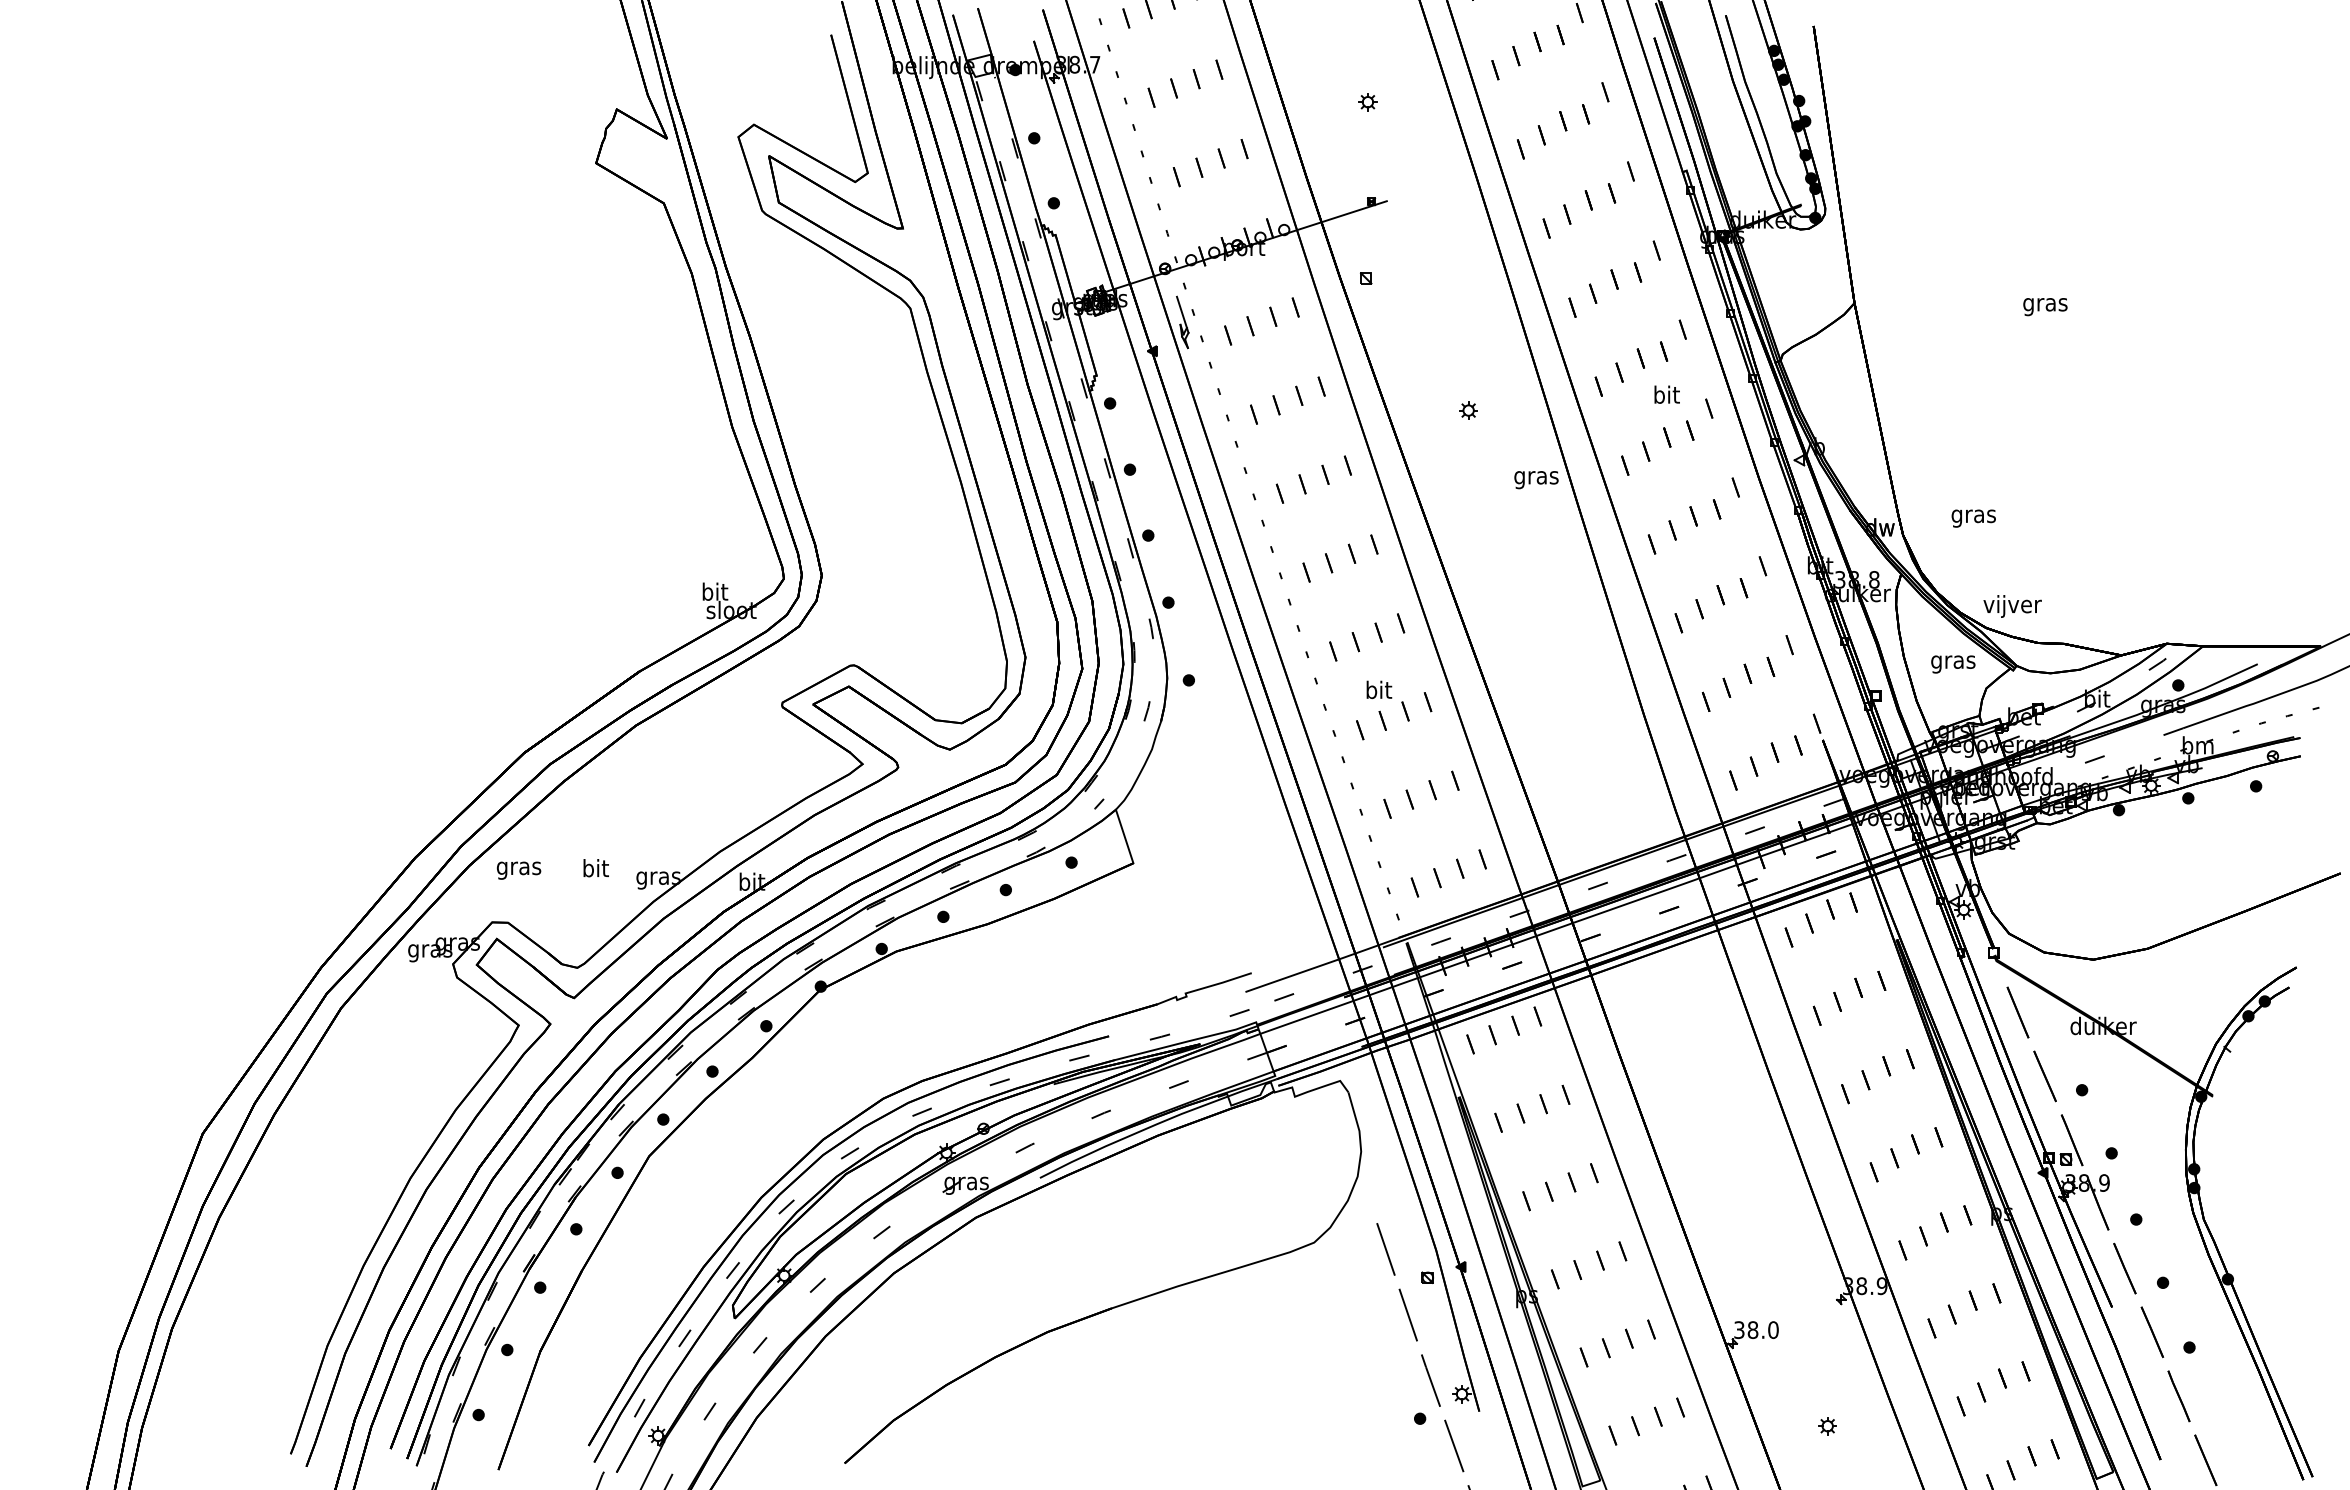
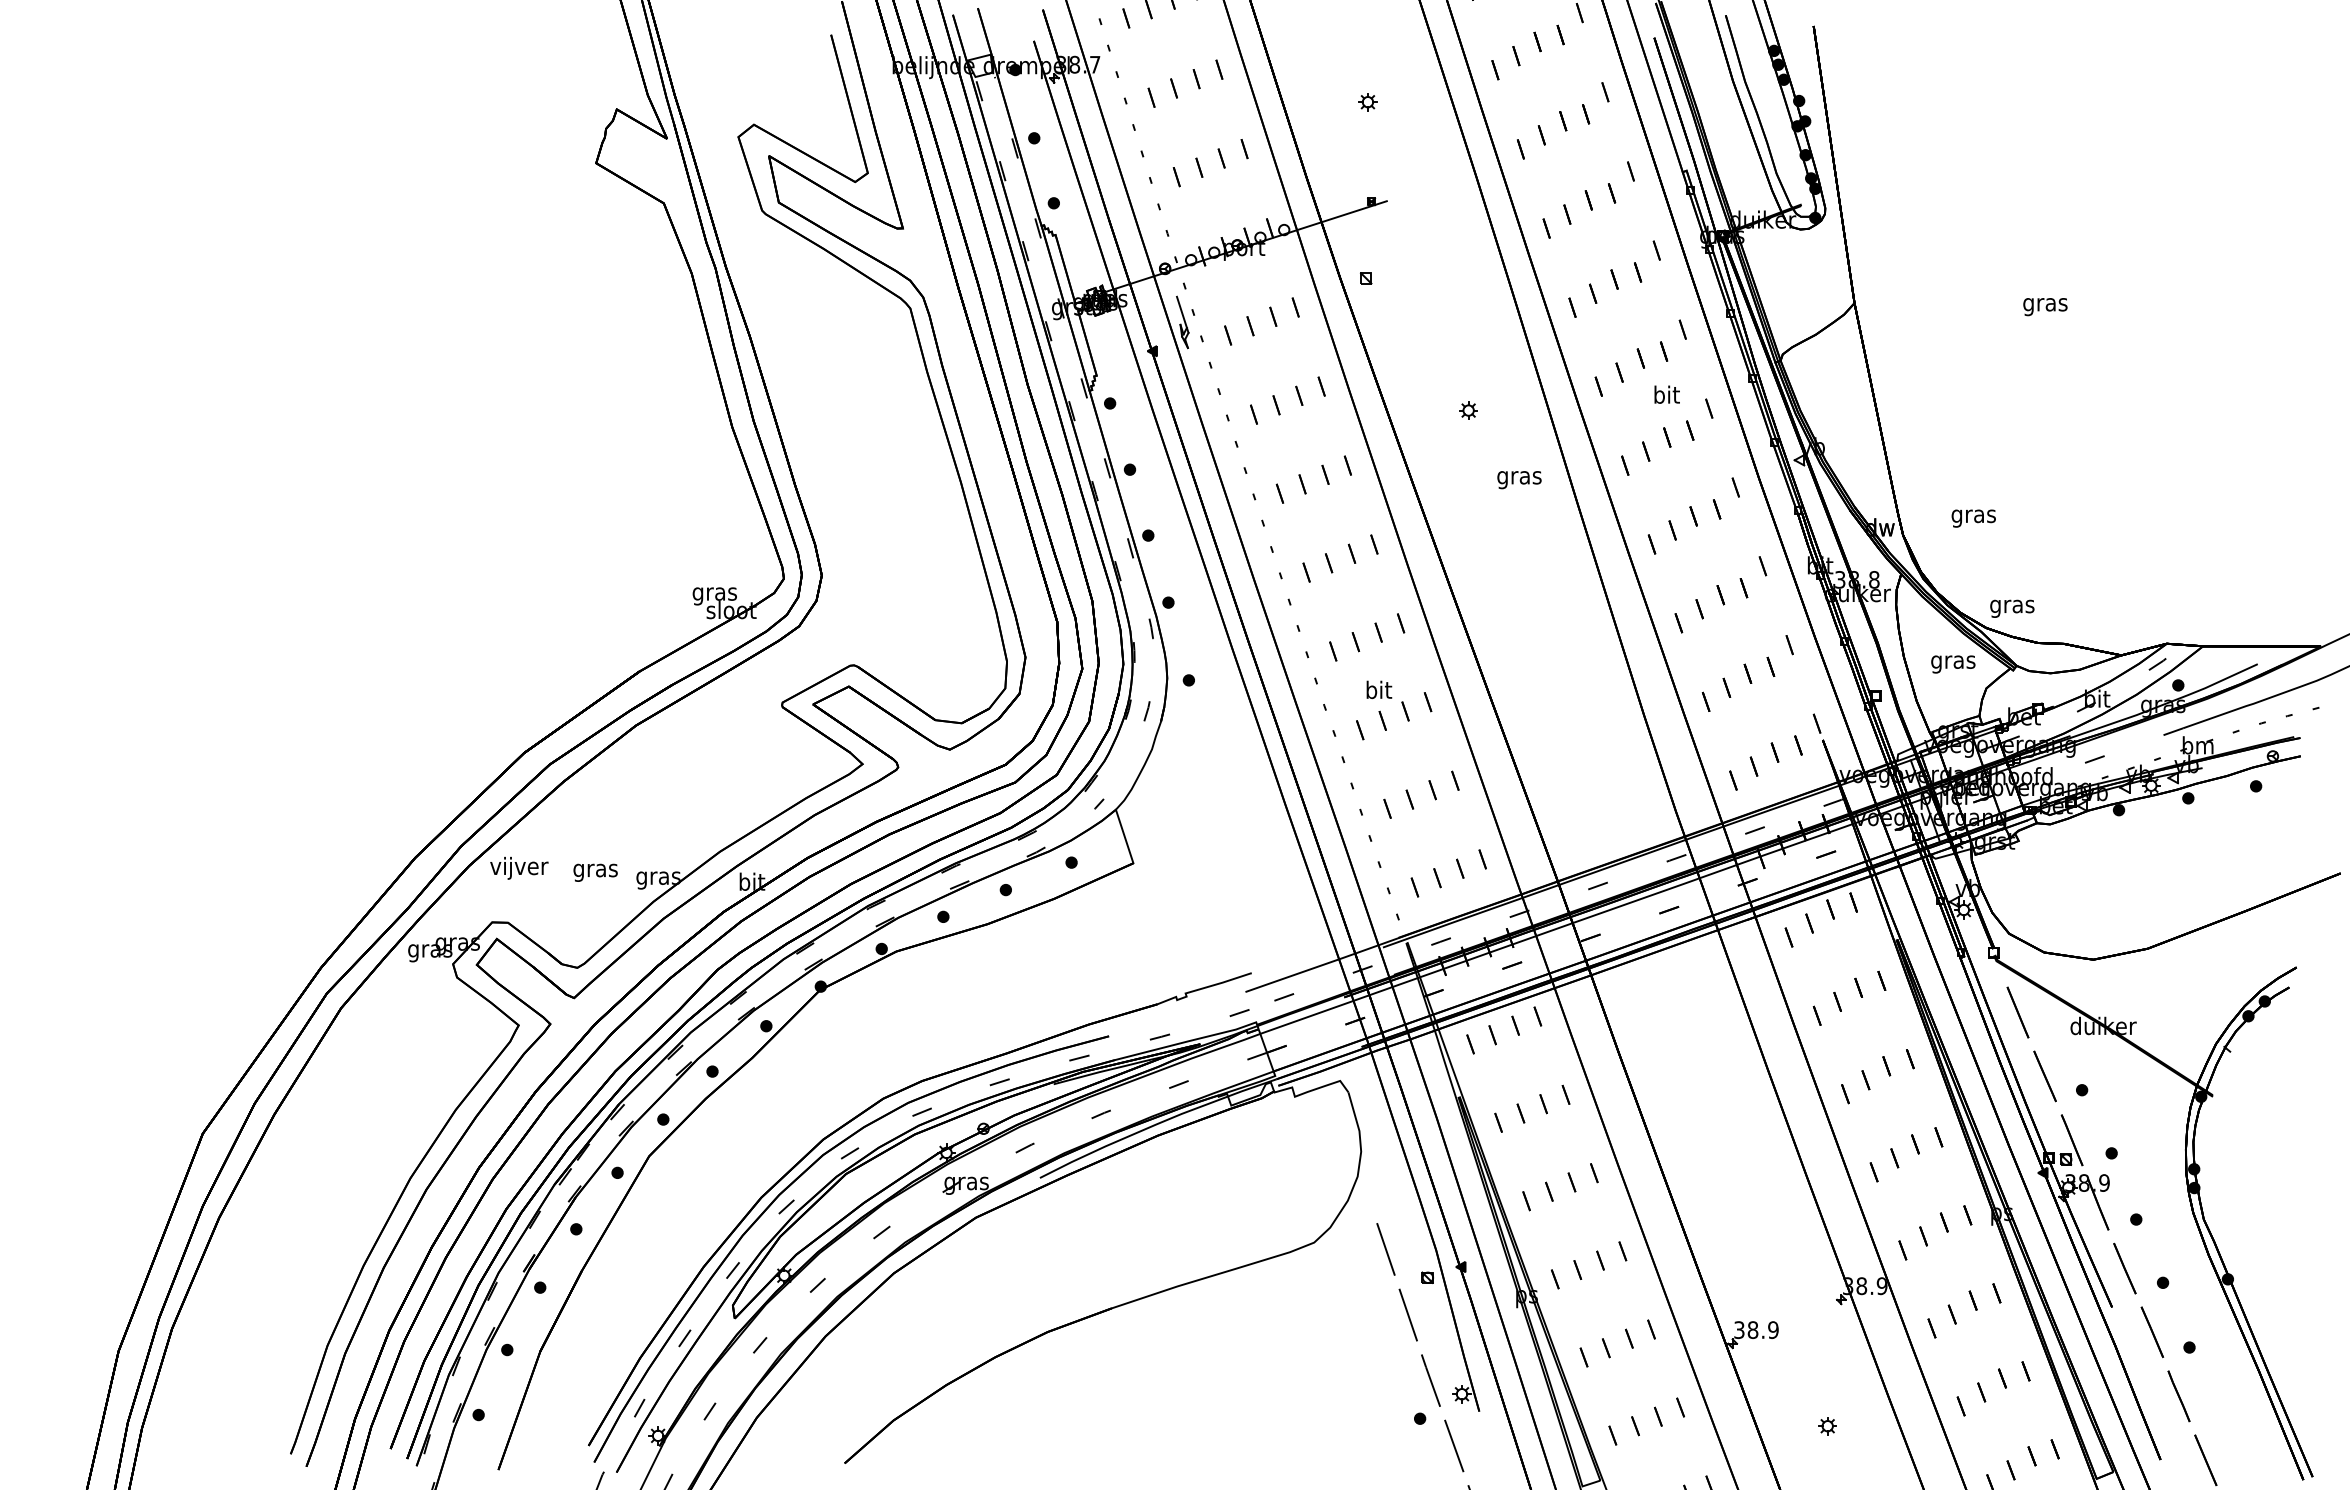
text position: (1536, 480) -> (1519, 480) (1519, 480)
text: bit -> gras (714, 593)
text: vijver -> gras (2012, 606)
text: gras -> vijver (519, 867)
text: bit -> gras (595, 870)
text: 38.0 -> 38.9 (1773, 1329)
